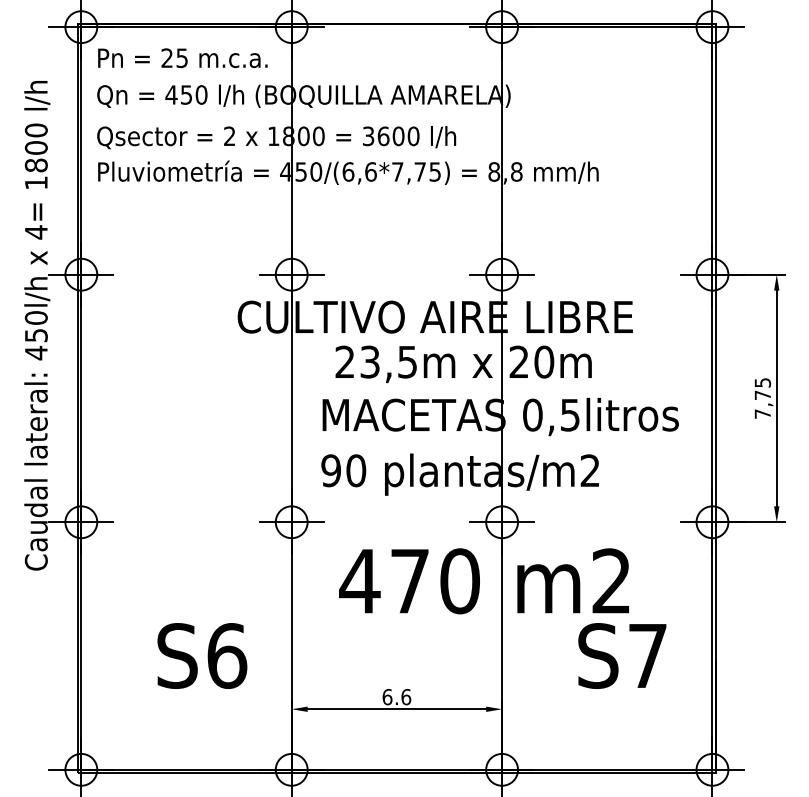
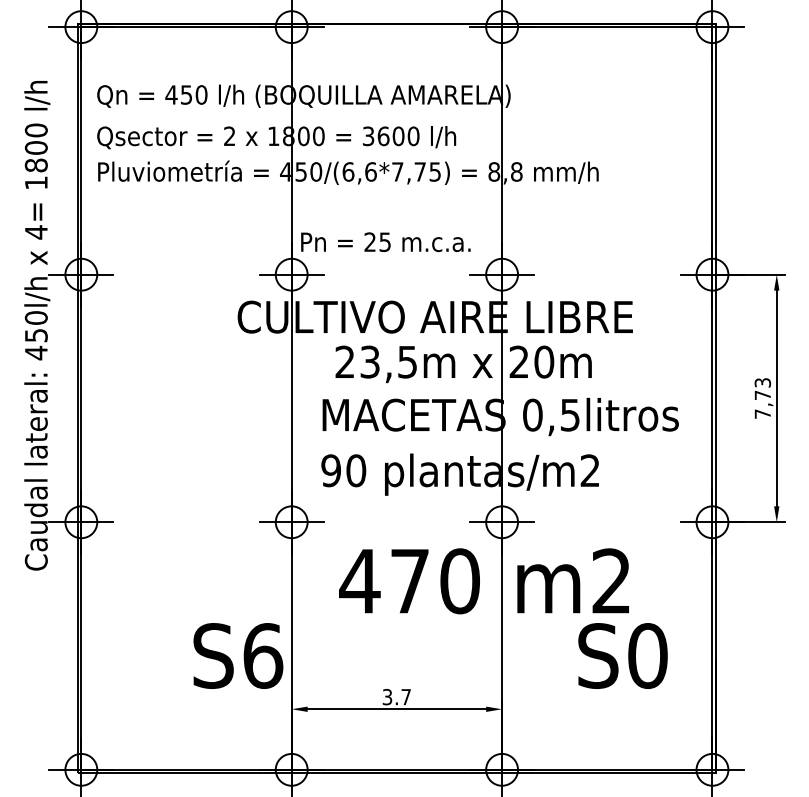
text position: (182, 58) -> (385, 242) (385, 242)
text: 7,75 -> 7,73 (762, 382)
text position: (202, 655) -> (238, 655) (238, 655)
text: S7 -> S0 (647, 655)
text: 6.6 -> 3.7 (396, 697)
